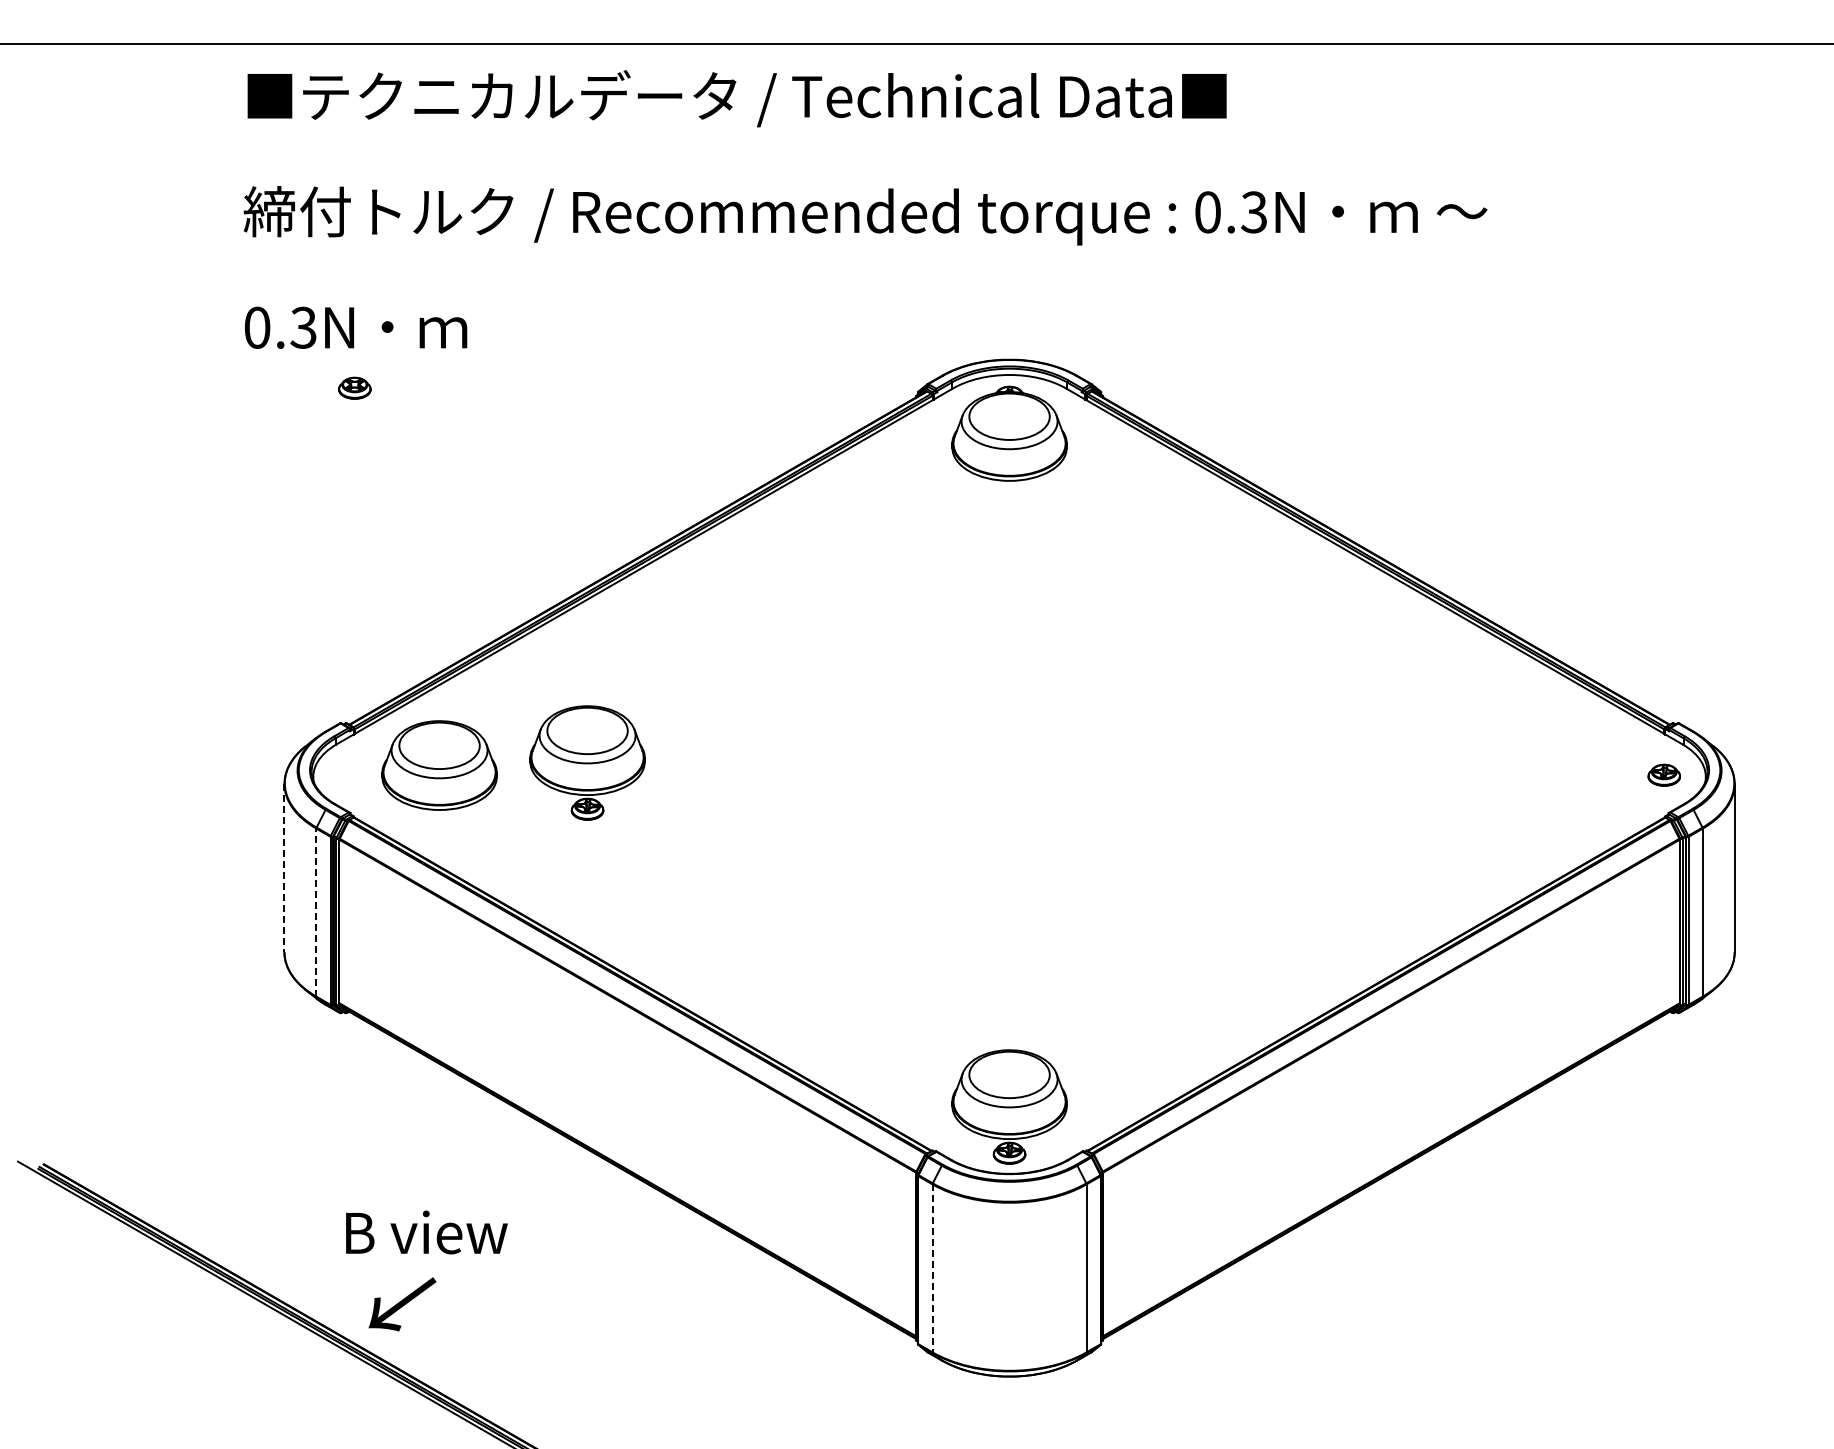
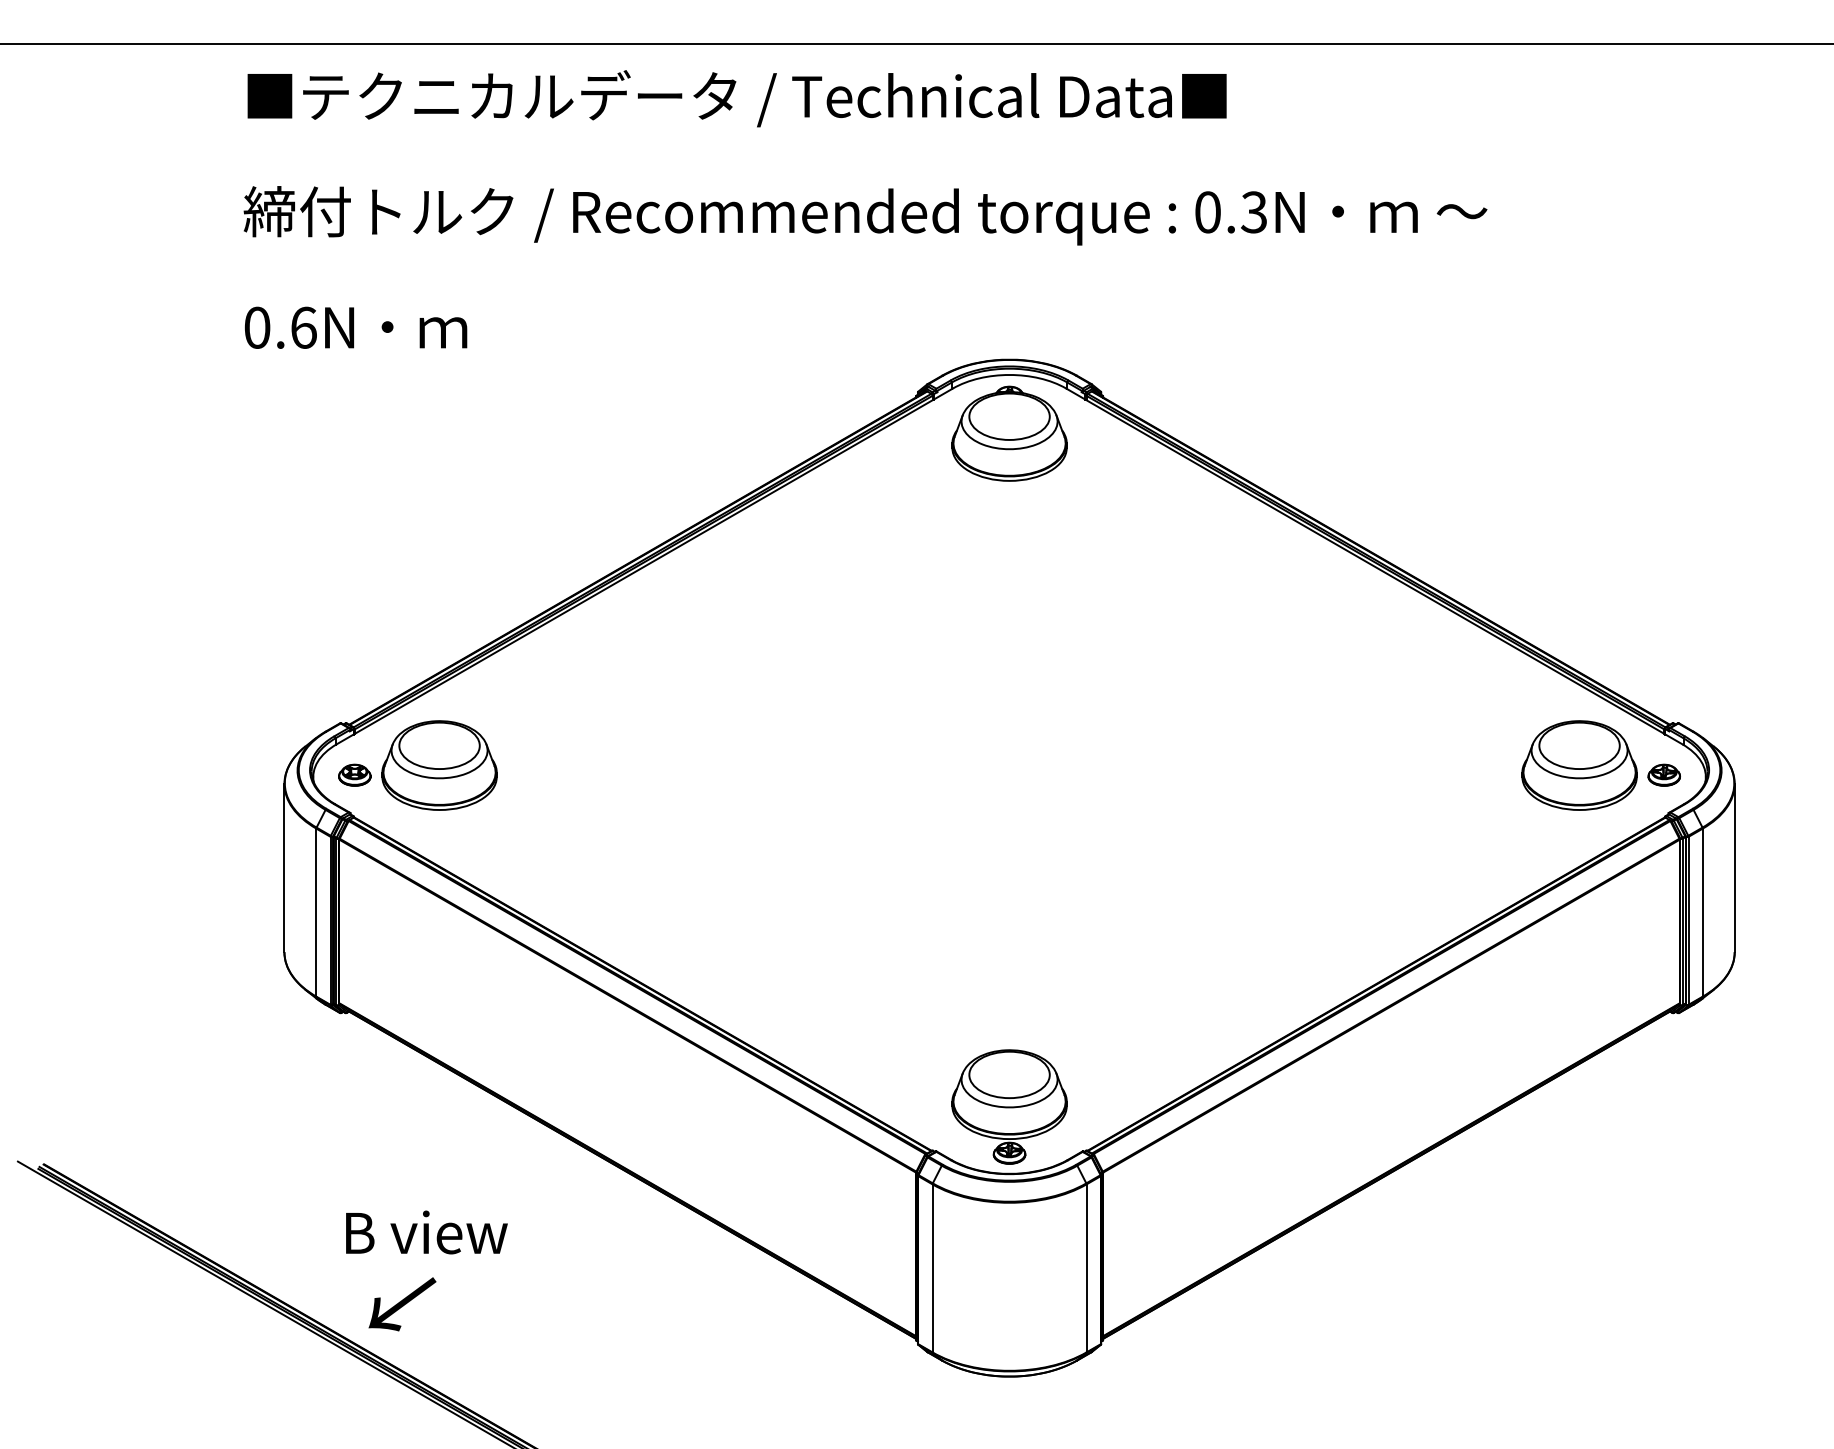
text: 0.3N -> 0.6N (303, 327)
part position: (354, 387) -> (354, 774) (354, 774)
part: present -> none (587, 762)
part: none -> present (1579, 765)
line: dashed -> solid (284, 868)
line: dashed -> solid (316, 912)
line: dashed -> solid (932, 1268)
